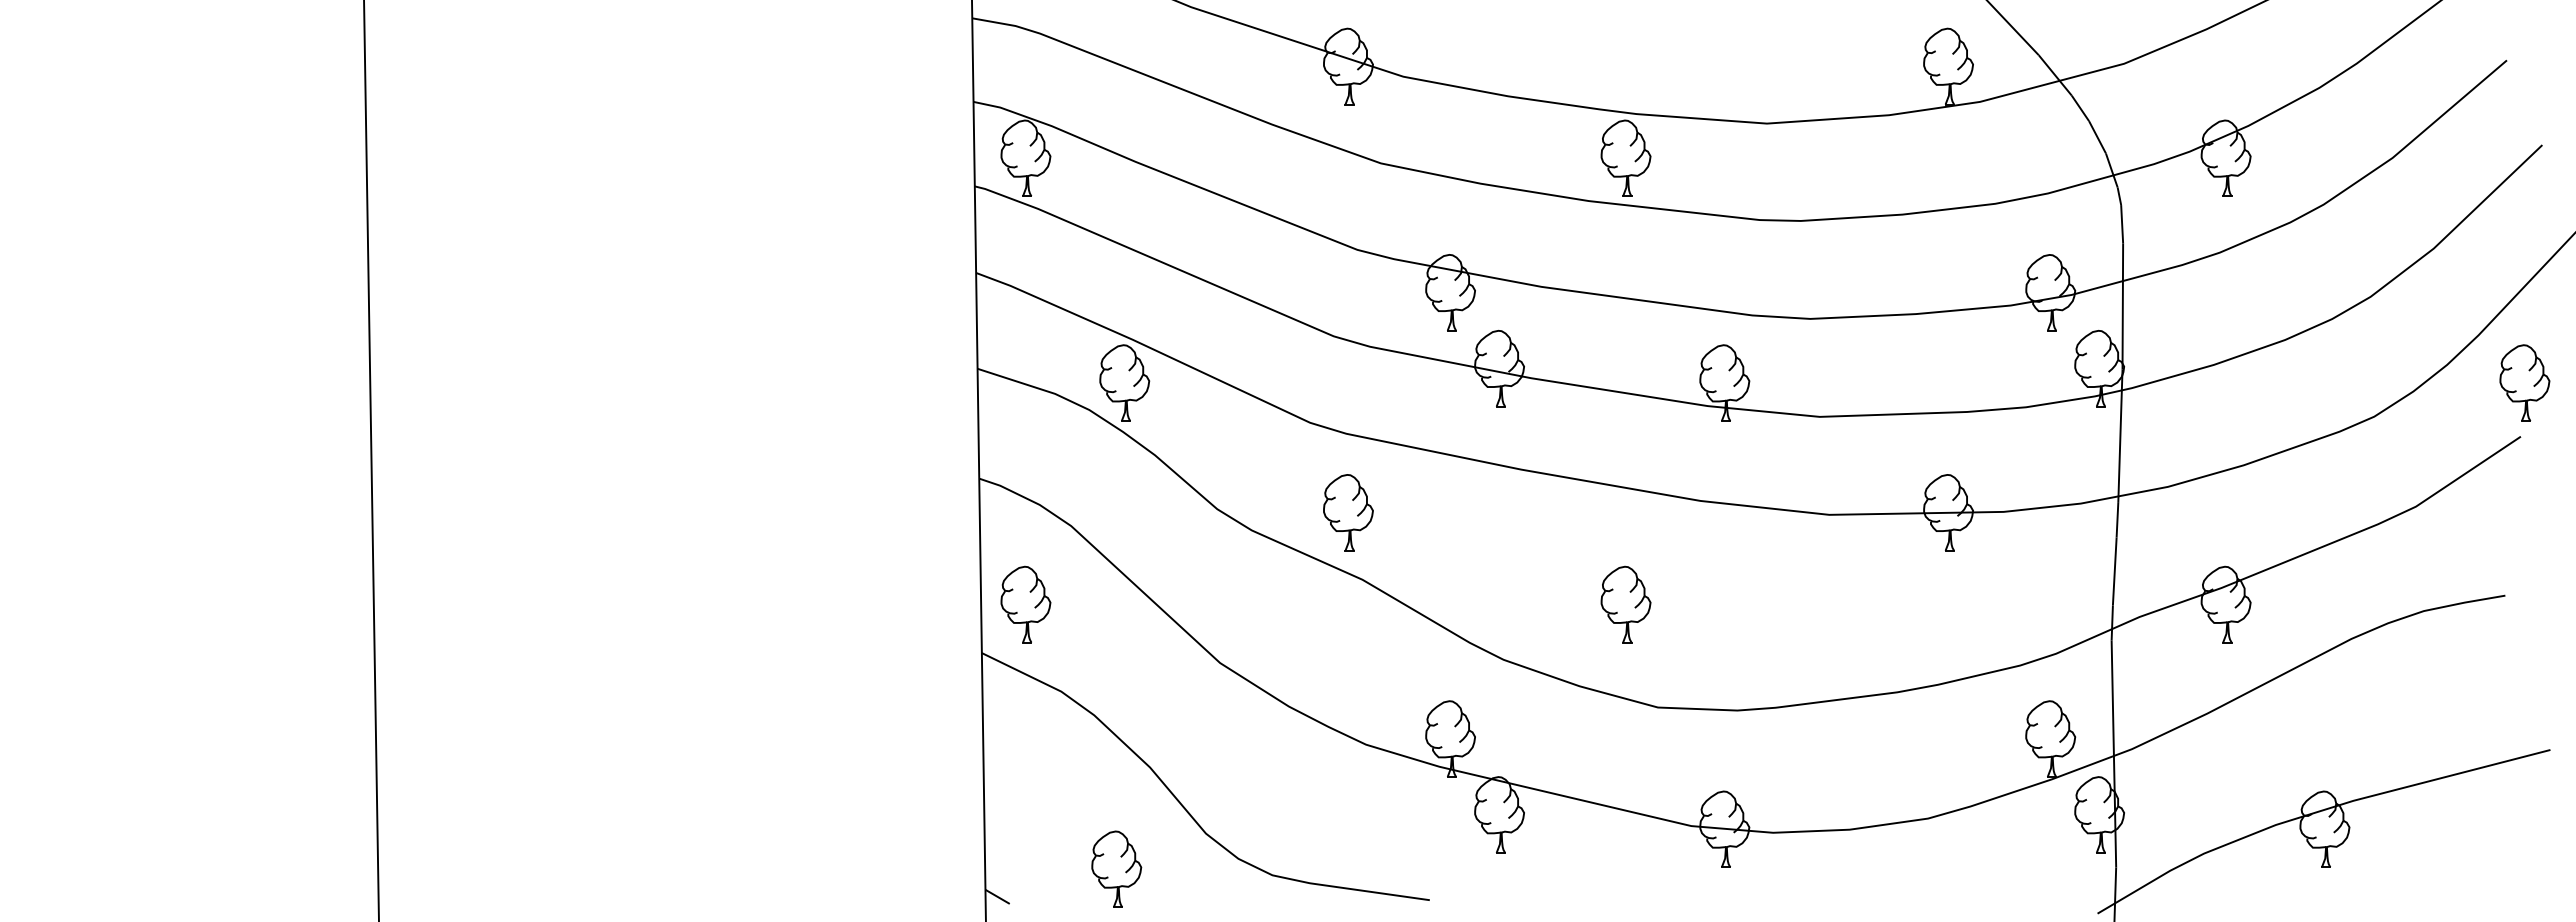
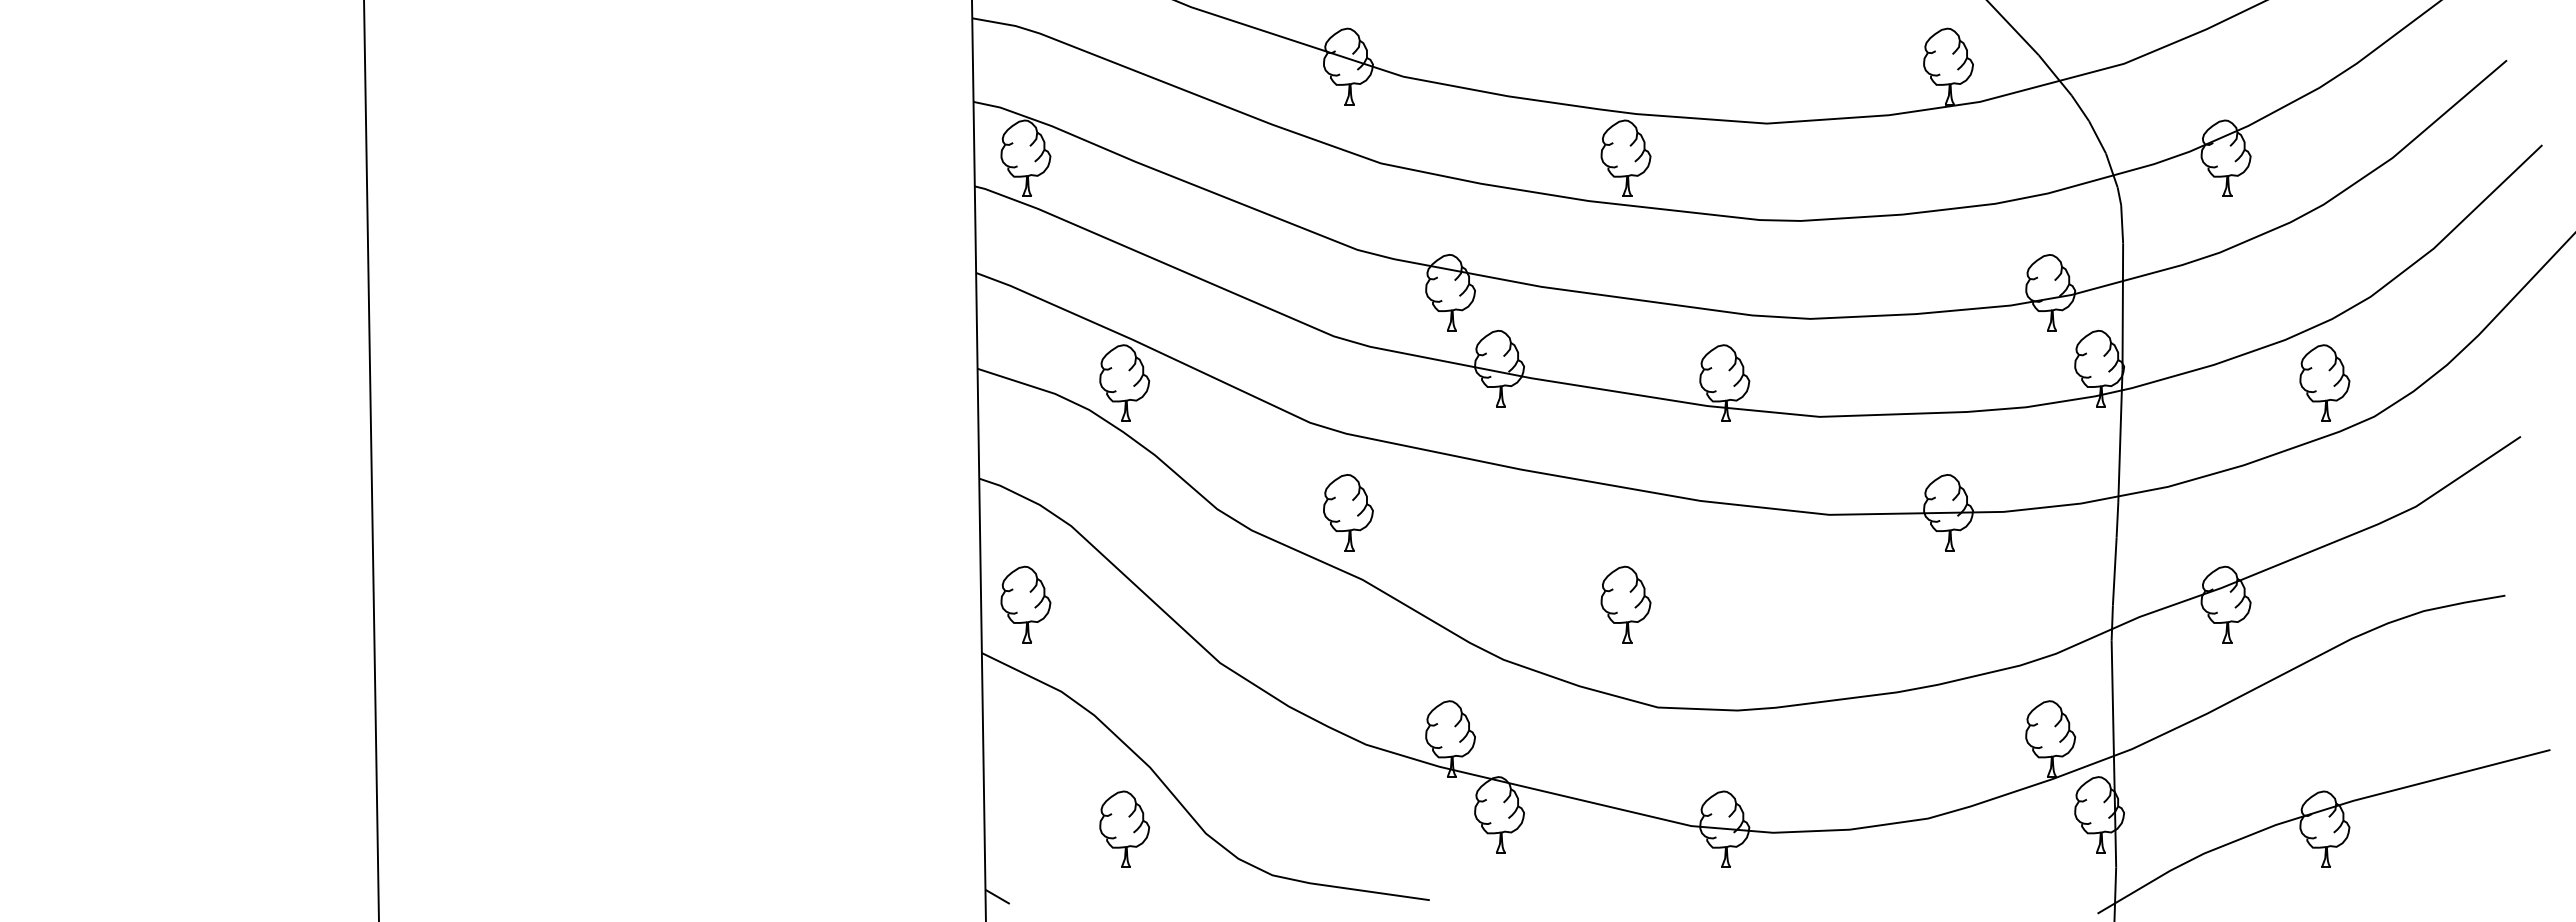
part position: (2524, 382) -> (2324, 382) (2324, 382)
part position: (1116, 868) -> (1124, 828) (1124, 828)
